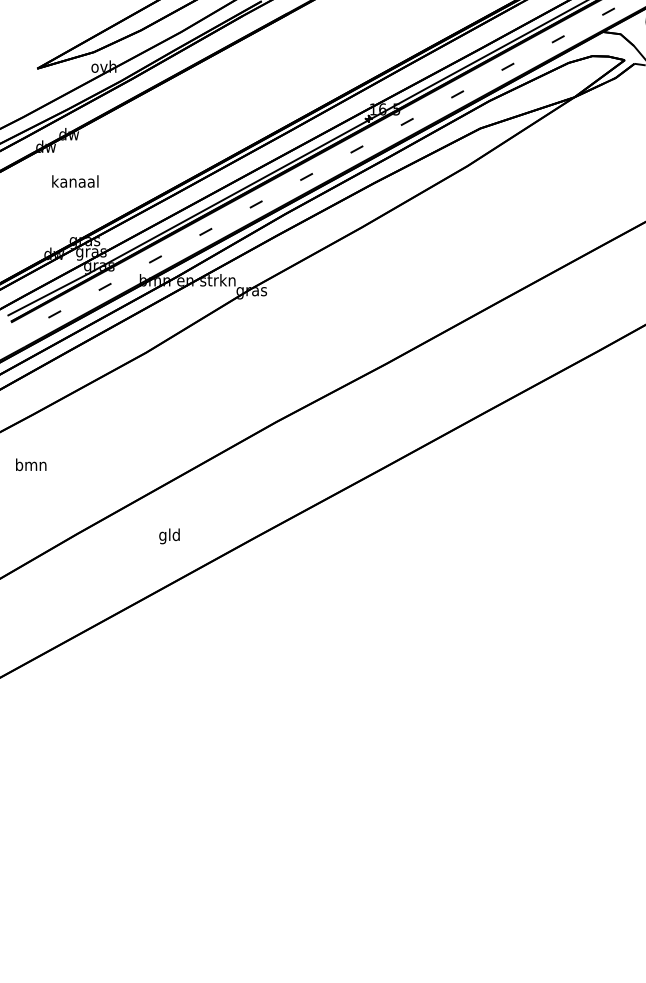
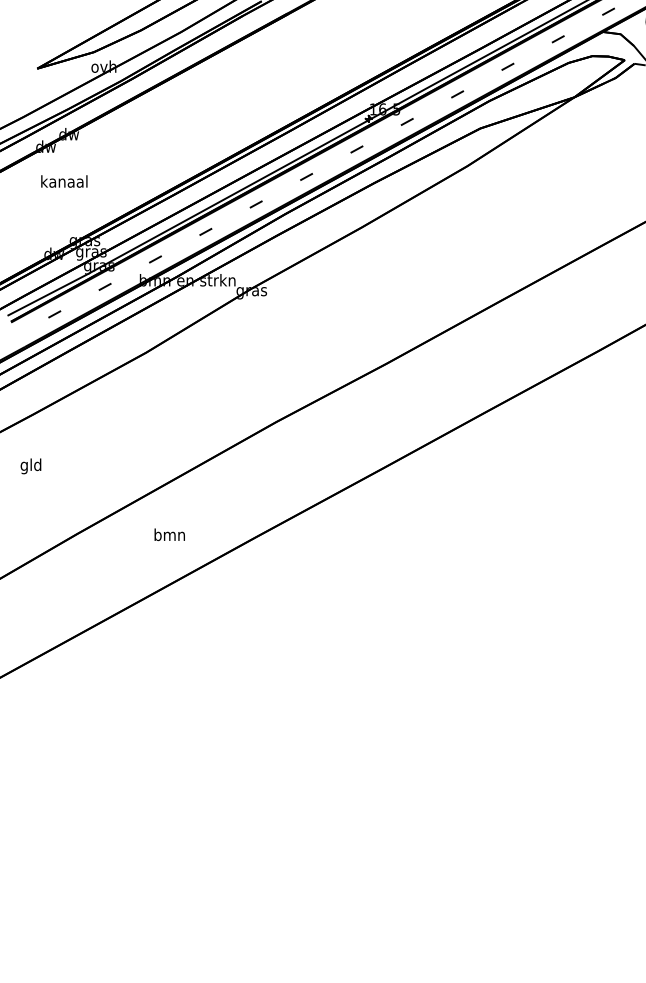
text position: (75, 181) -> (64, 181) (64, 181)
text: bmn -> gld (31, 466)
text: gld -> bmn (169, 536)
